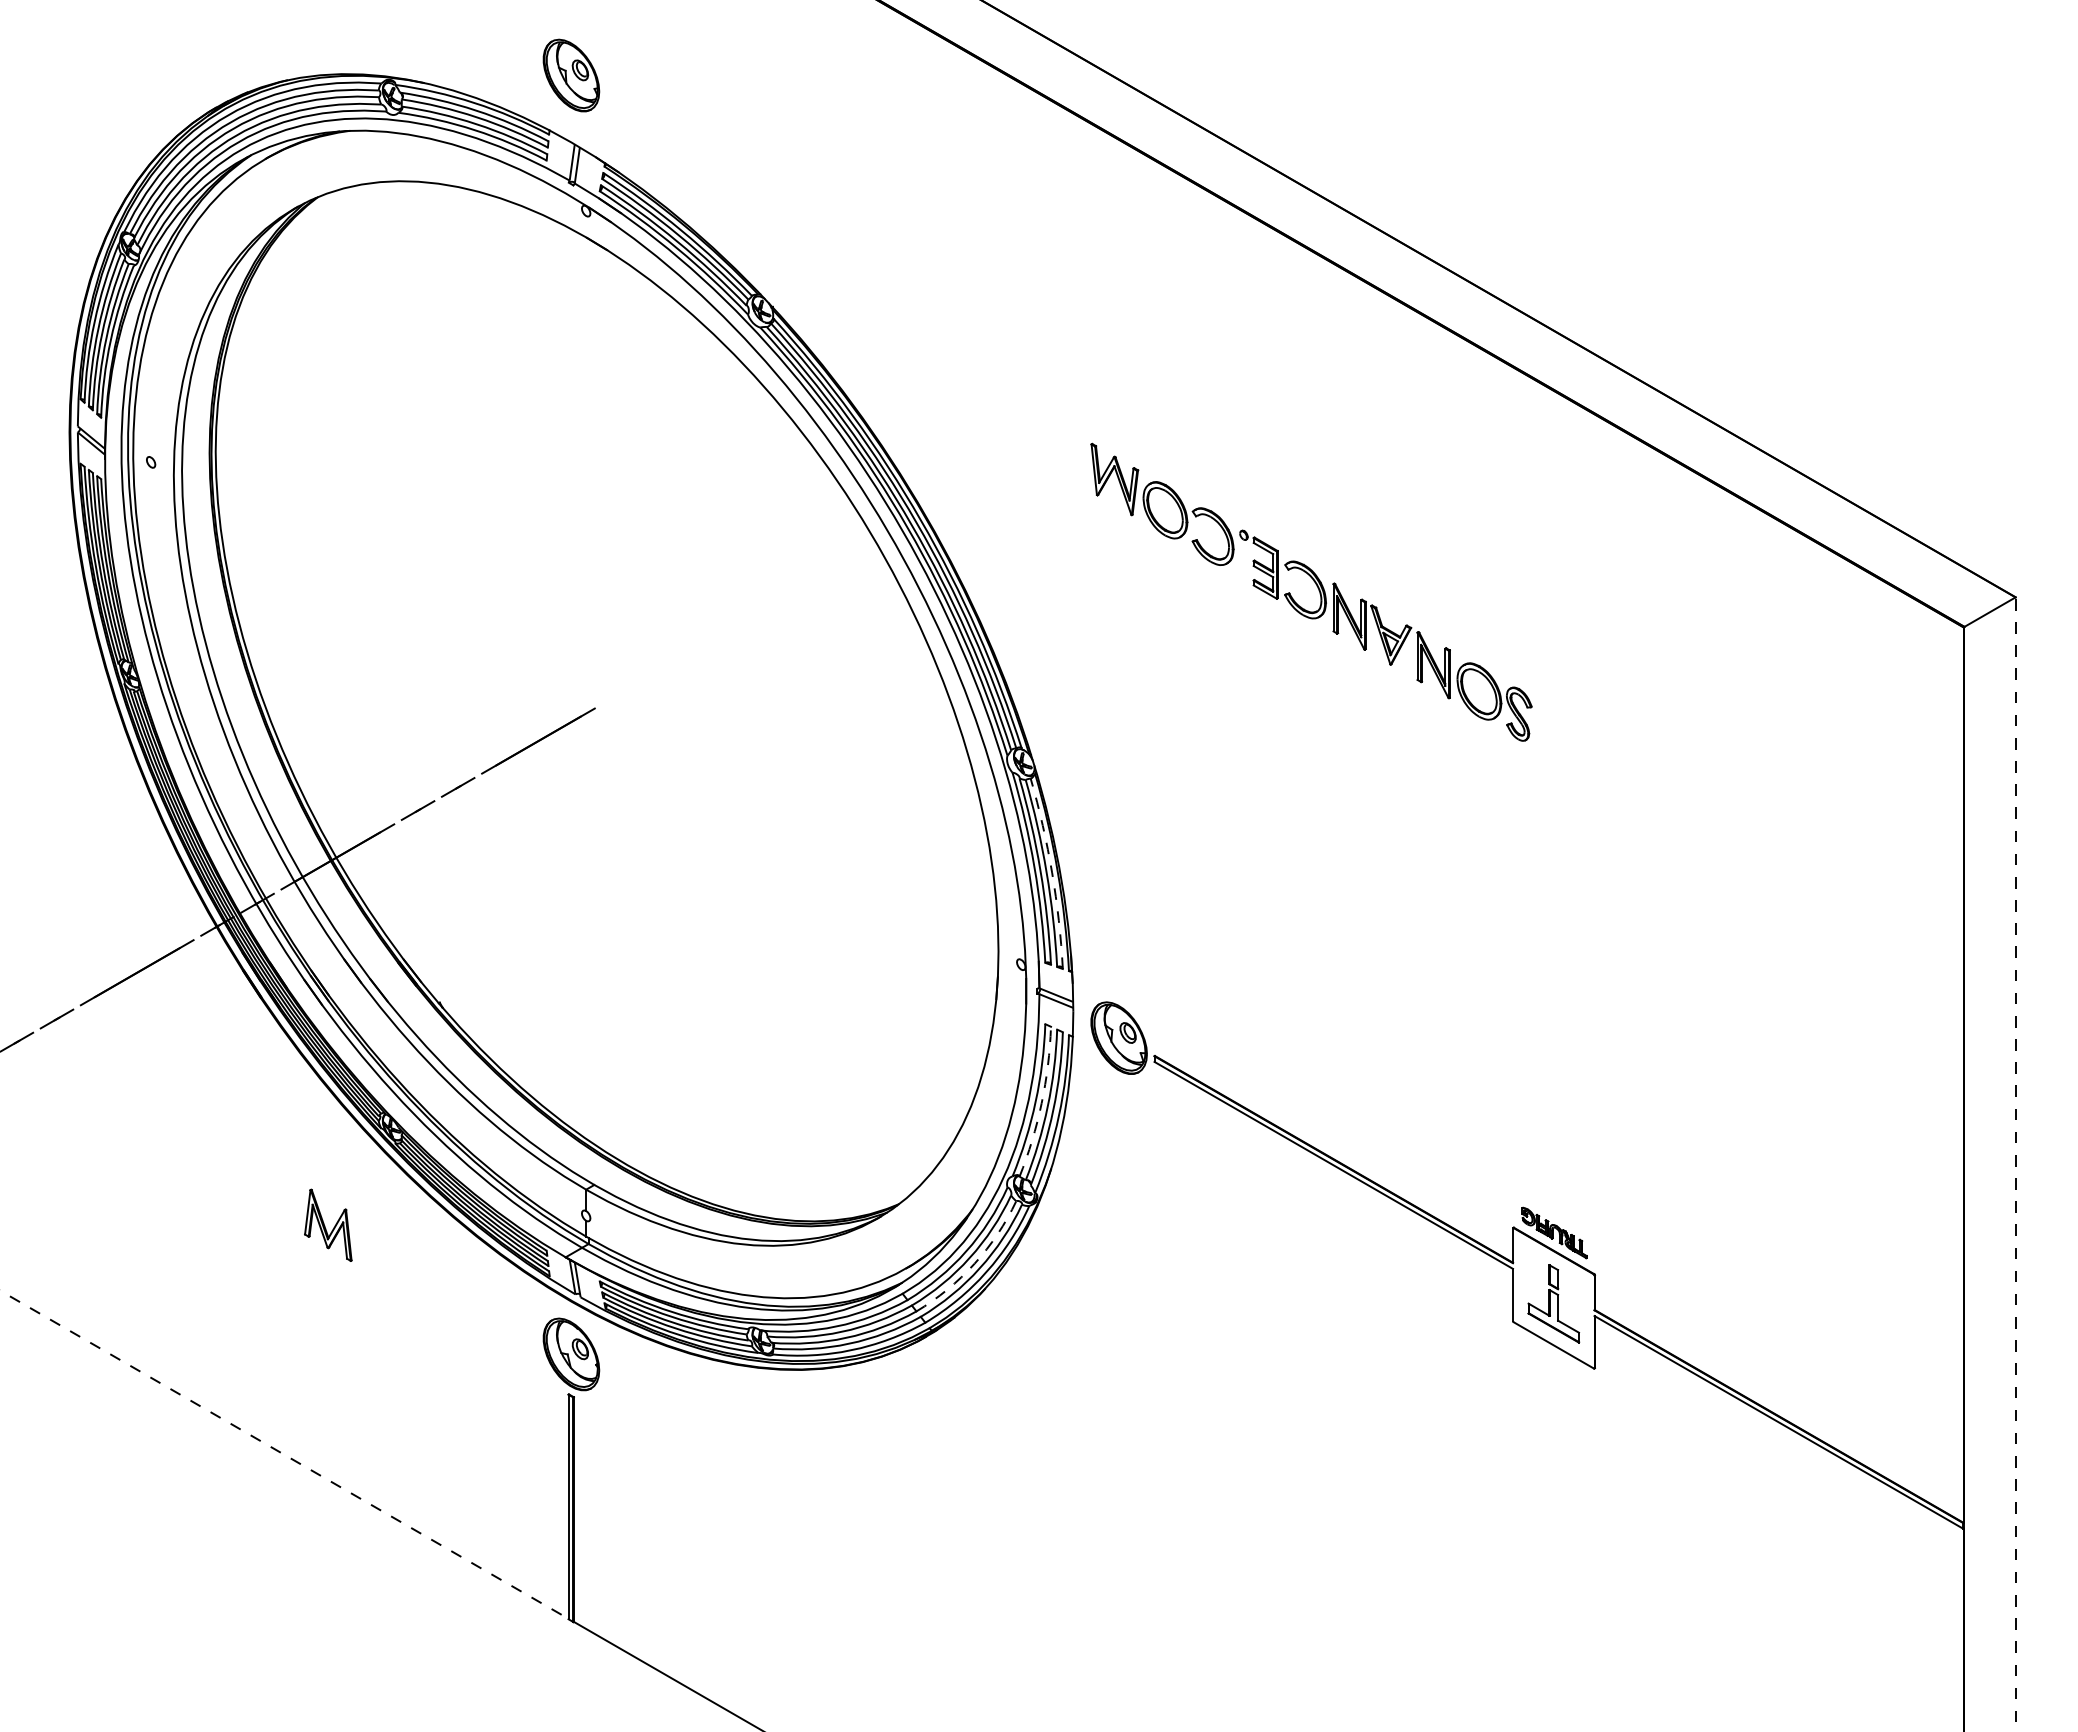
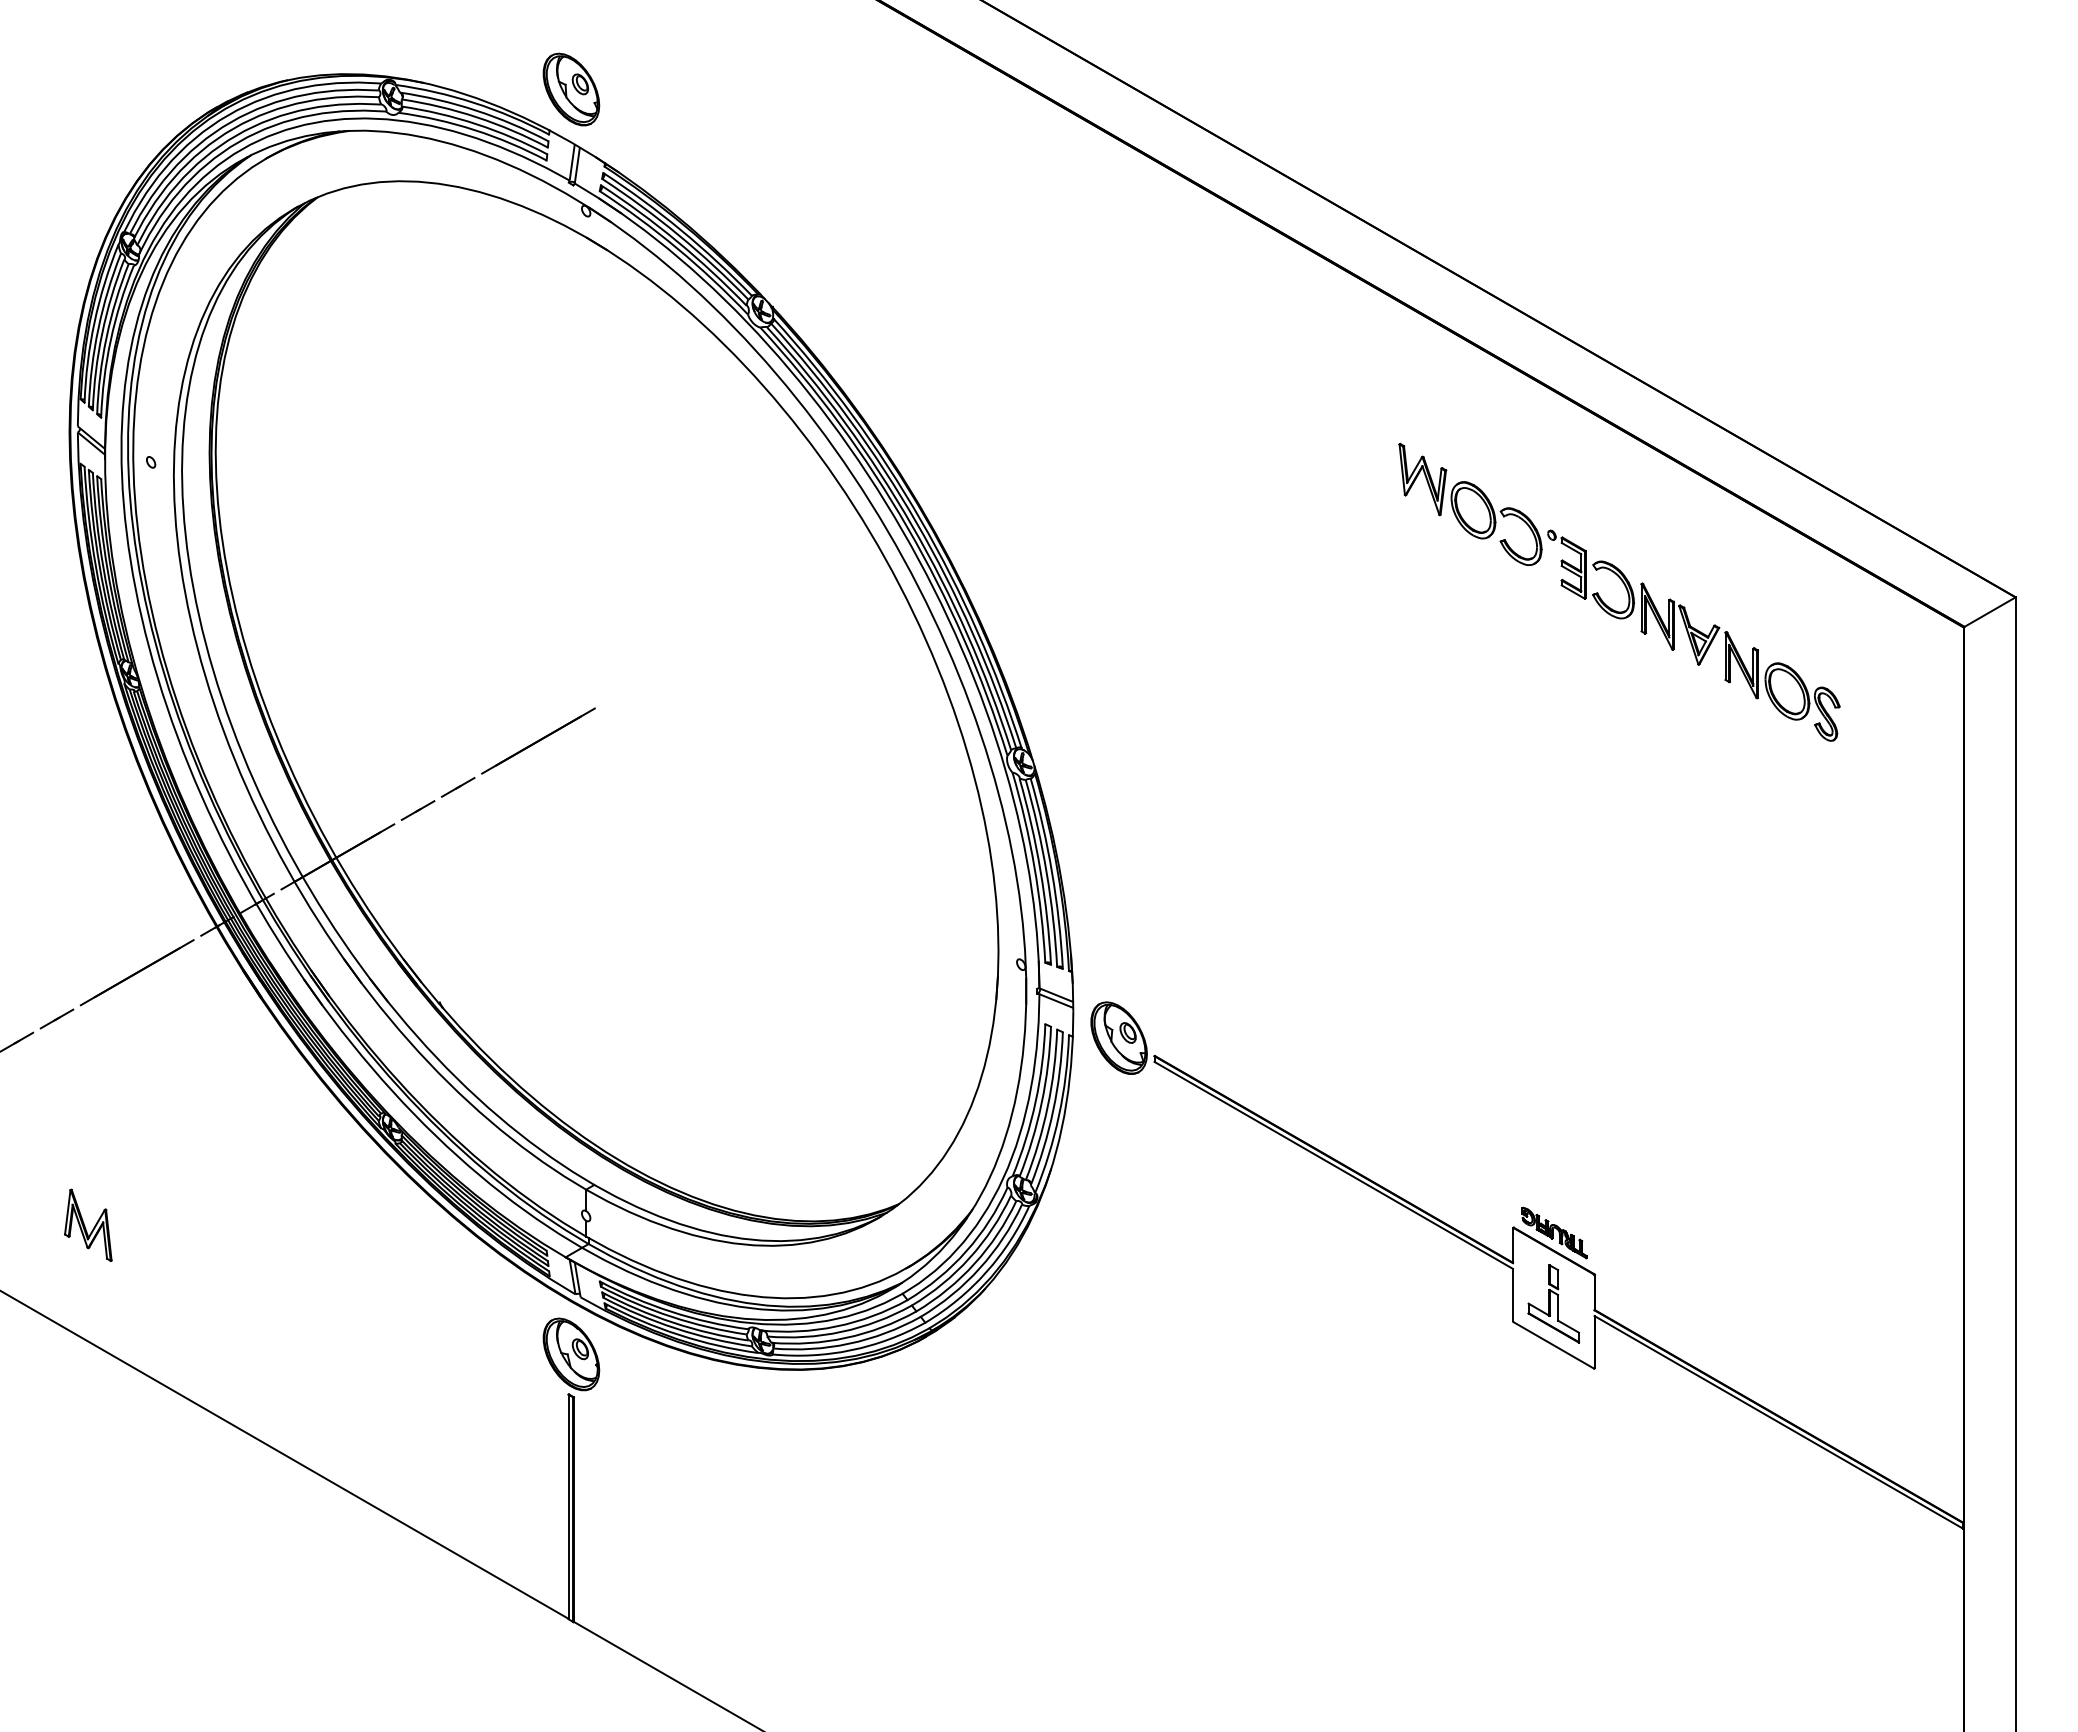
part position: (571, 75) -> (571, 89) (571, 89)
part position: (1317, 588) -> (1625, 588) (1625, 588)
arc: dashed -> solid (1052, 872)
arc: dashed -> solid (1041, 1103)
line: dashed -> solid (2015, 1164)
part position: (328, 1224) -> (88, 1224) (88, 1224)
arc: dashed -> solid (974, 1263)
line: dashed -> solid (284, 1454)
